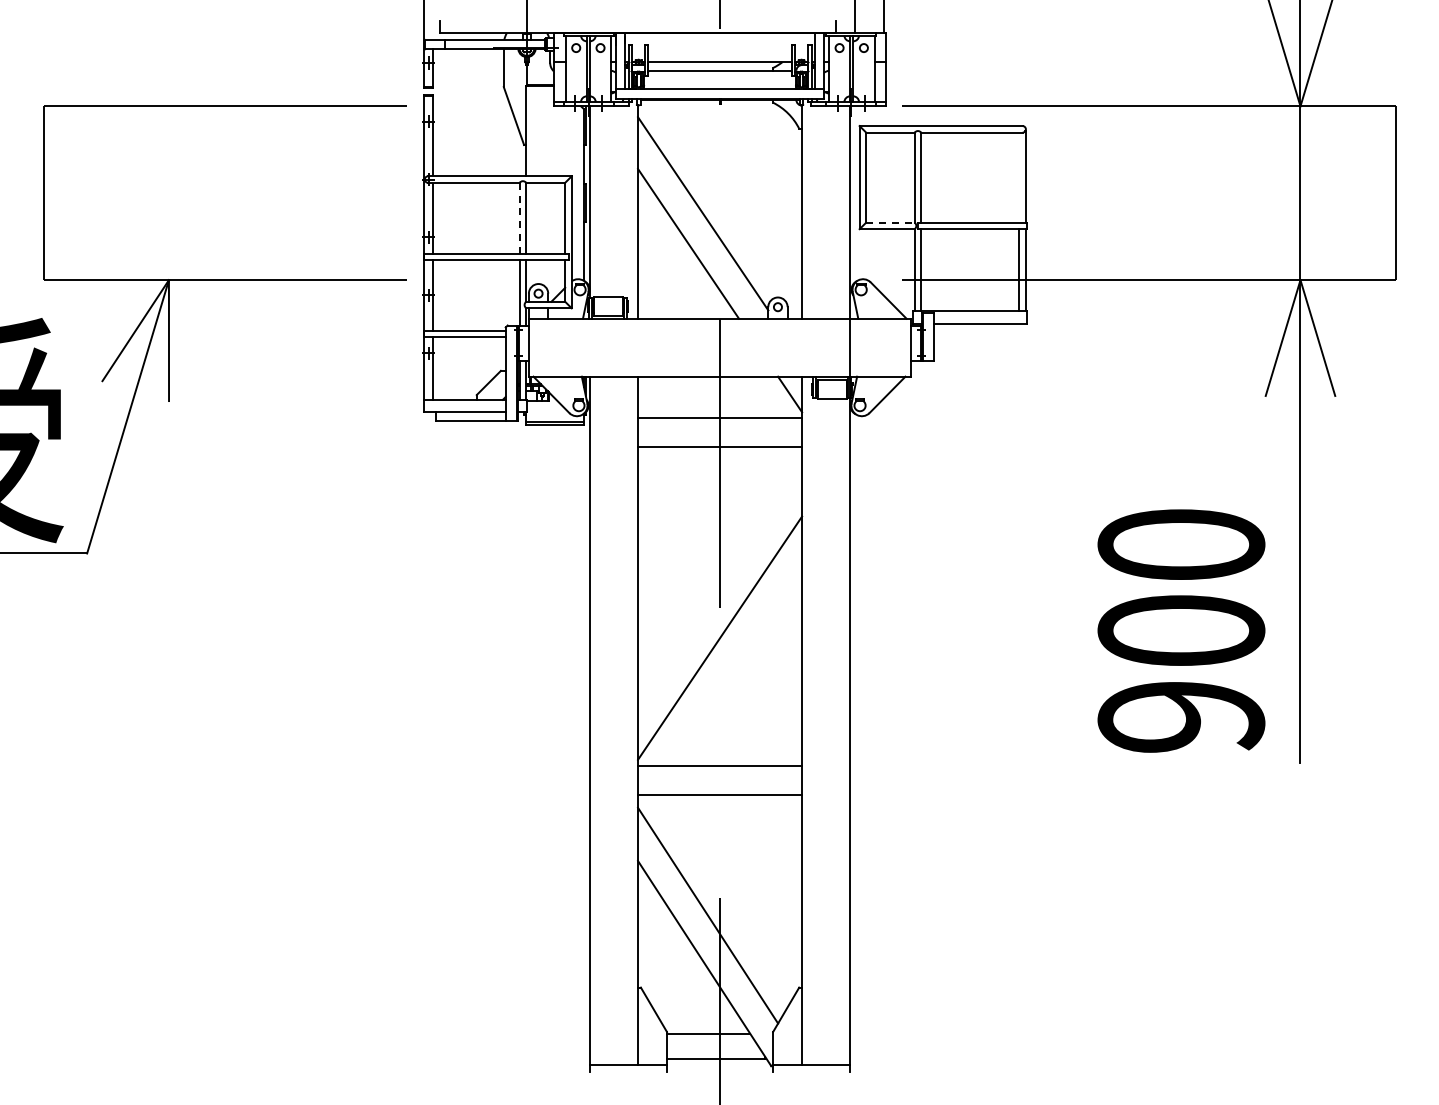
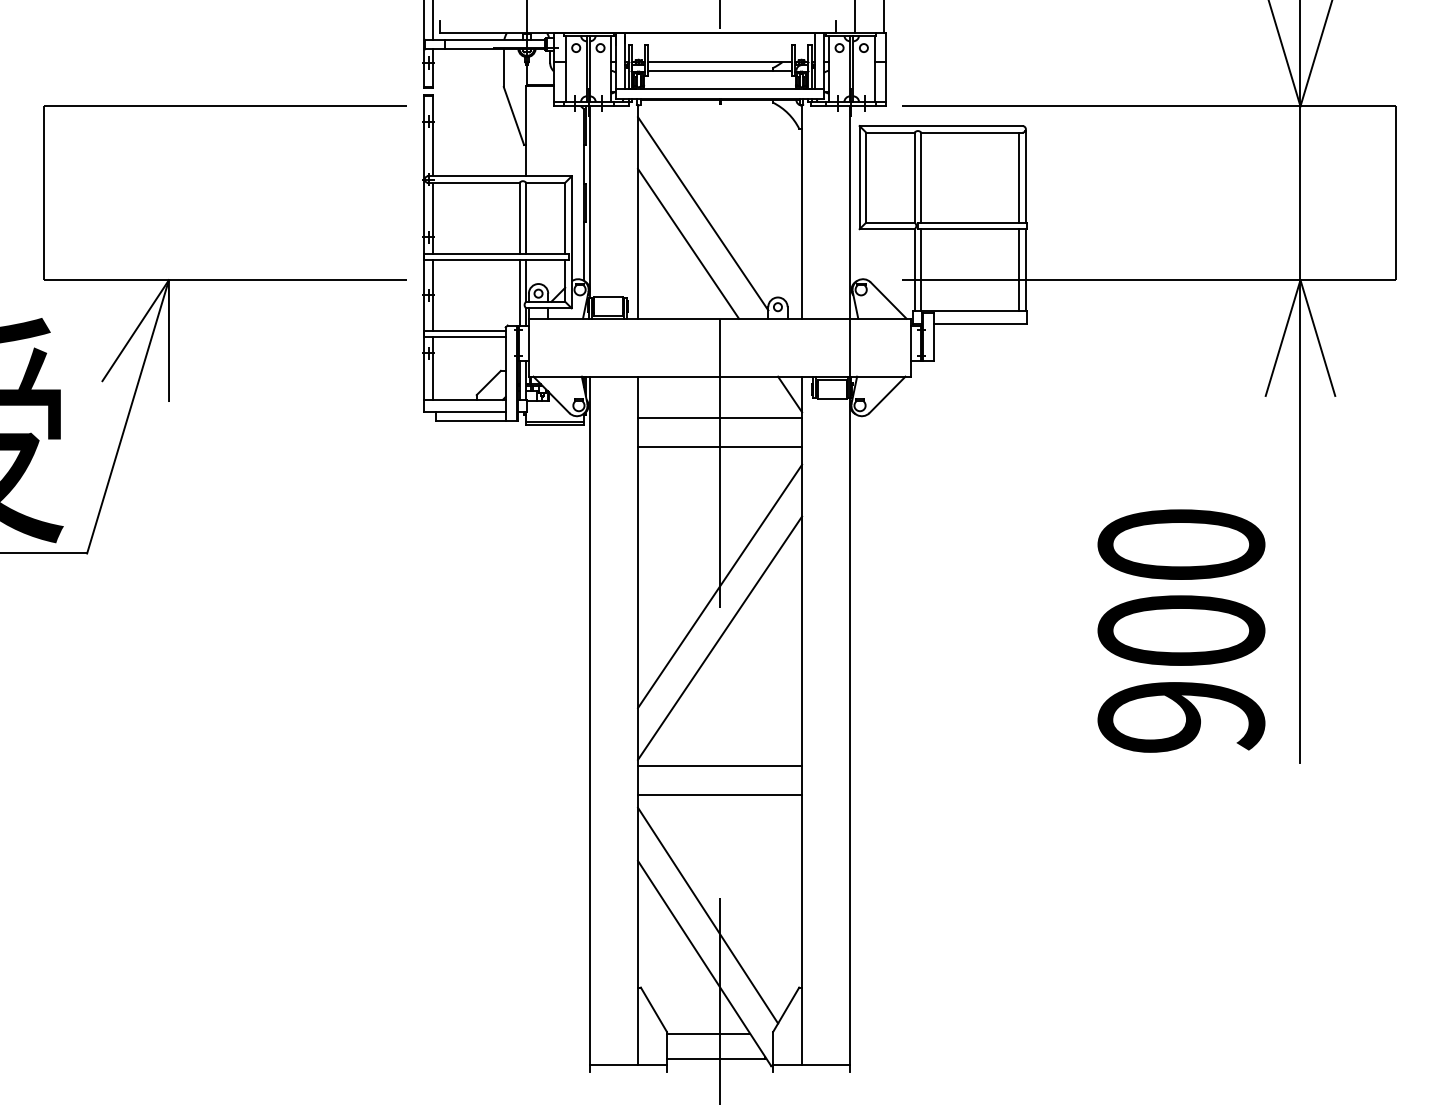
line: none -> present (433, 20)
line: none -> present (1019, 177)
line: dashed -> solid (519, 217)
line: dashed -> solid (890, 222)
line: none -> present (720, 586)
